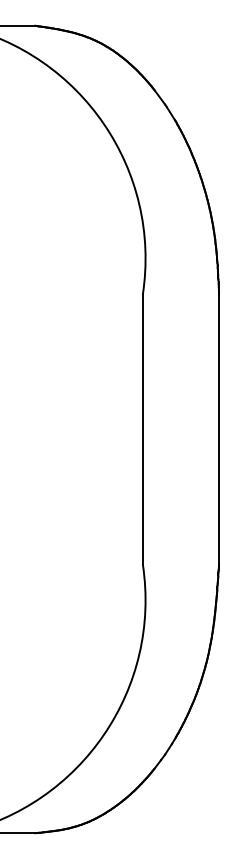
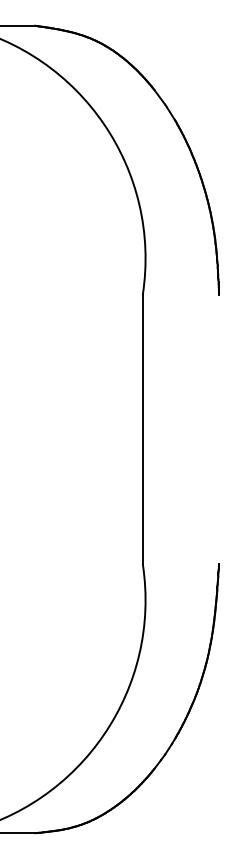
line: present -> none (219, 429)
